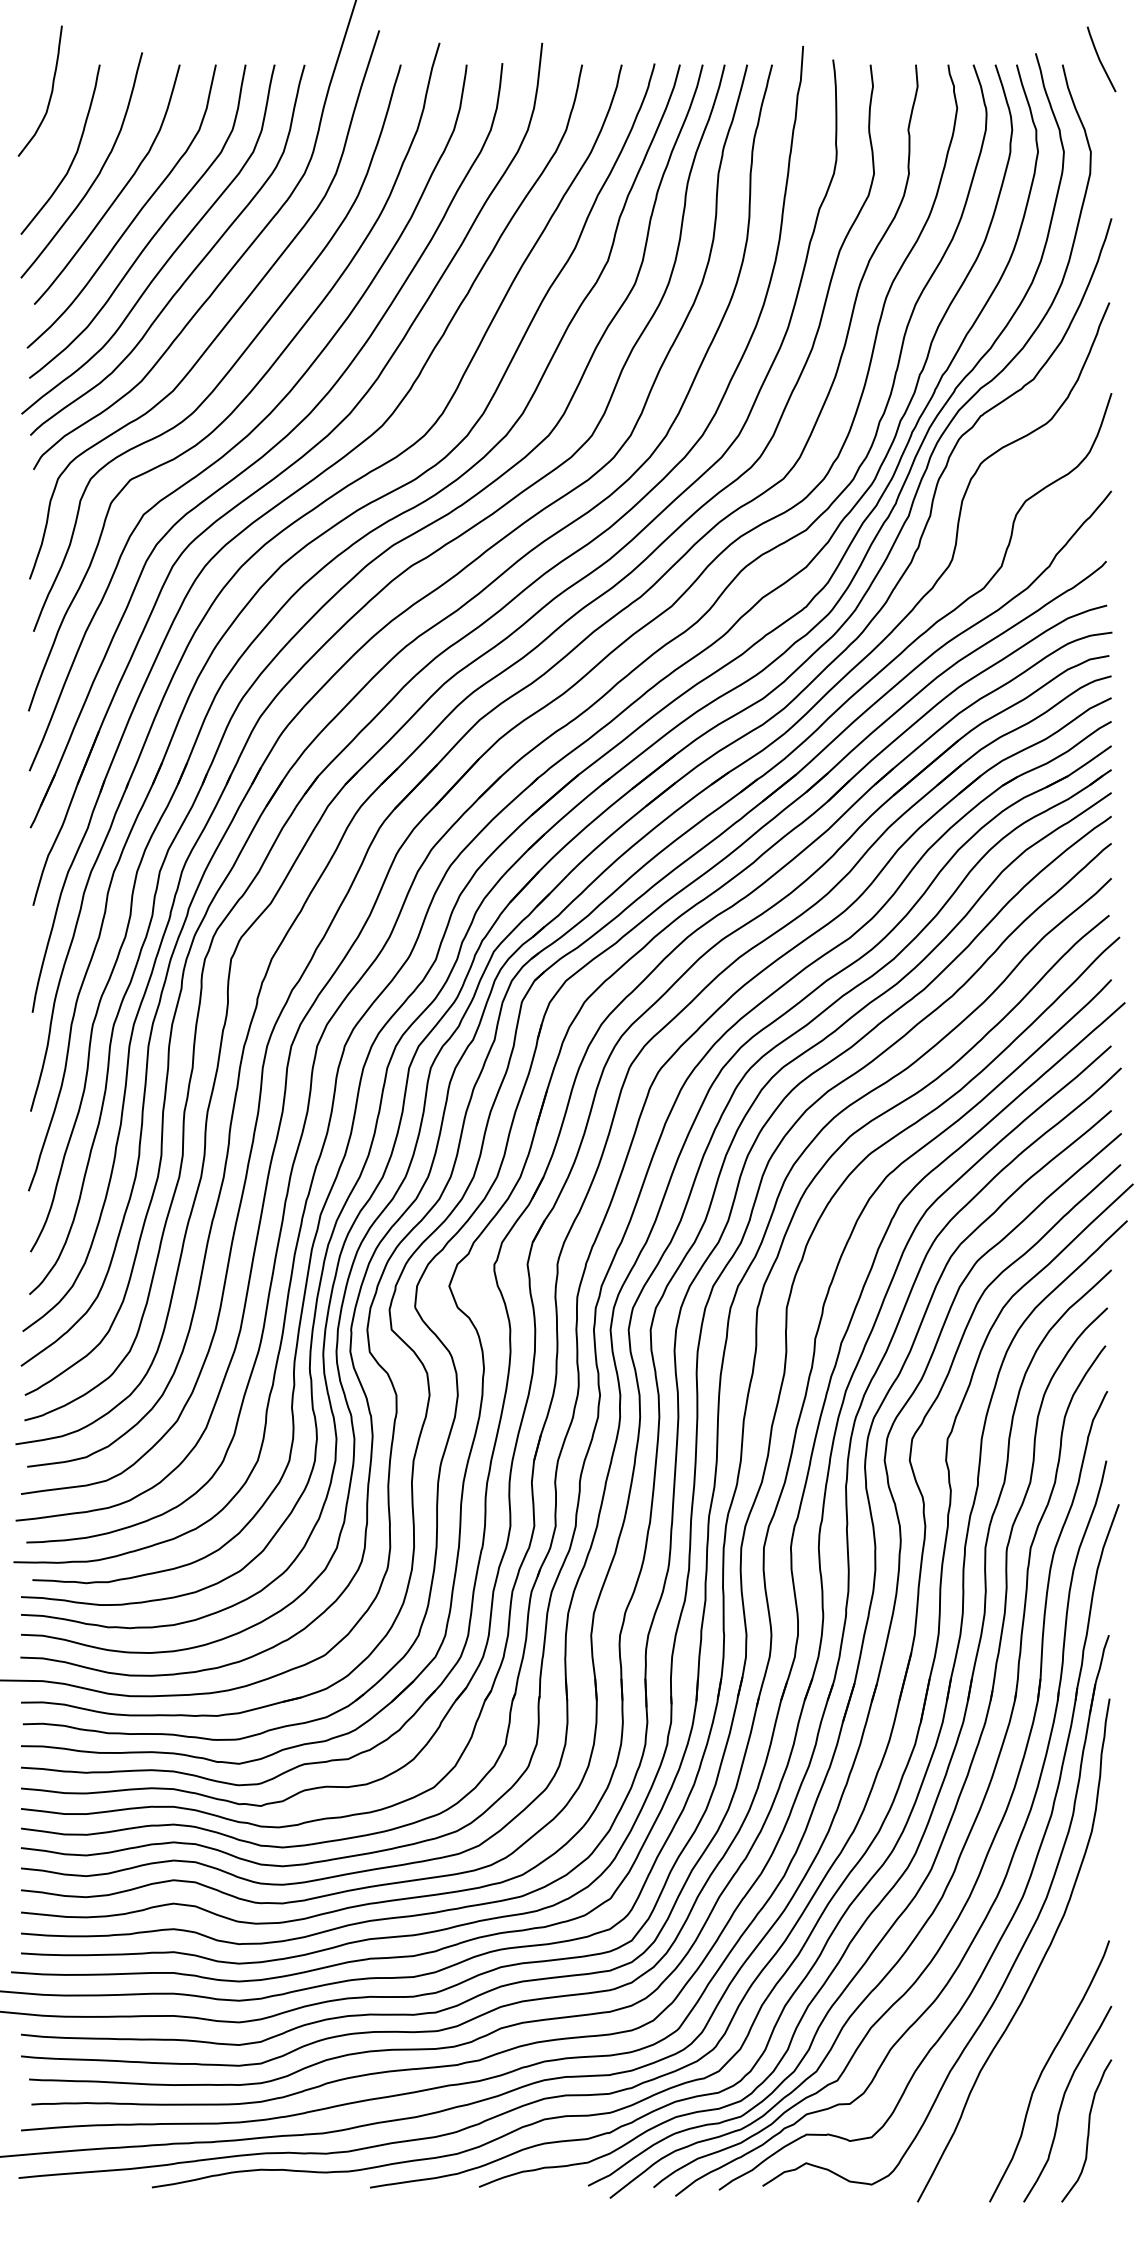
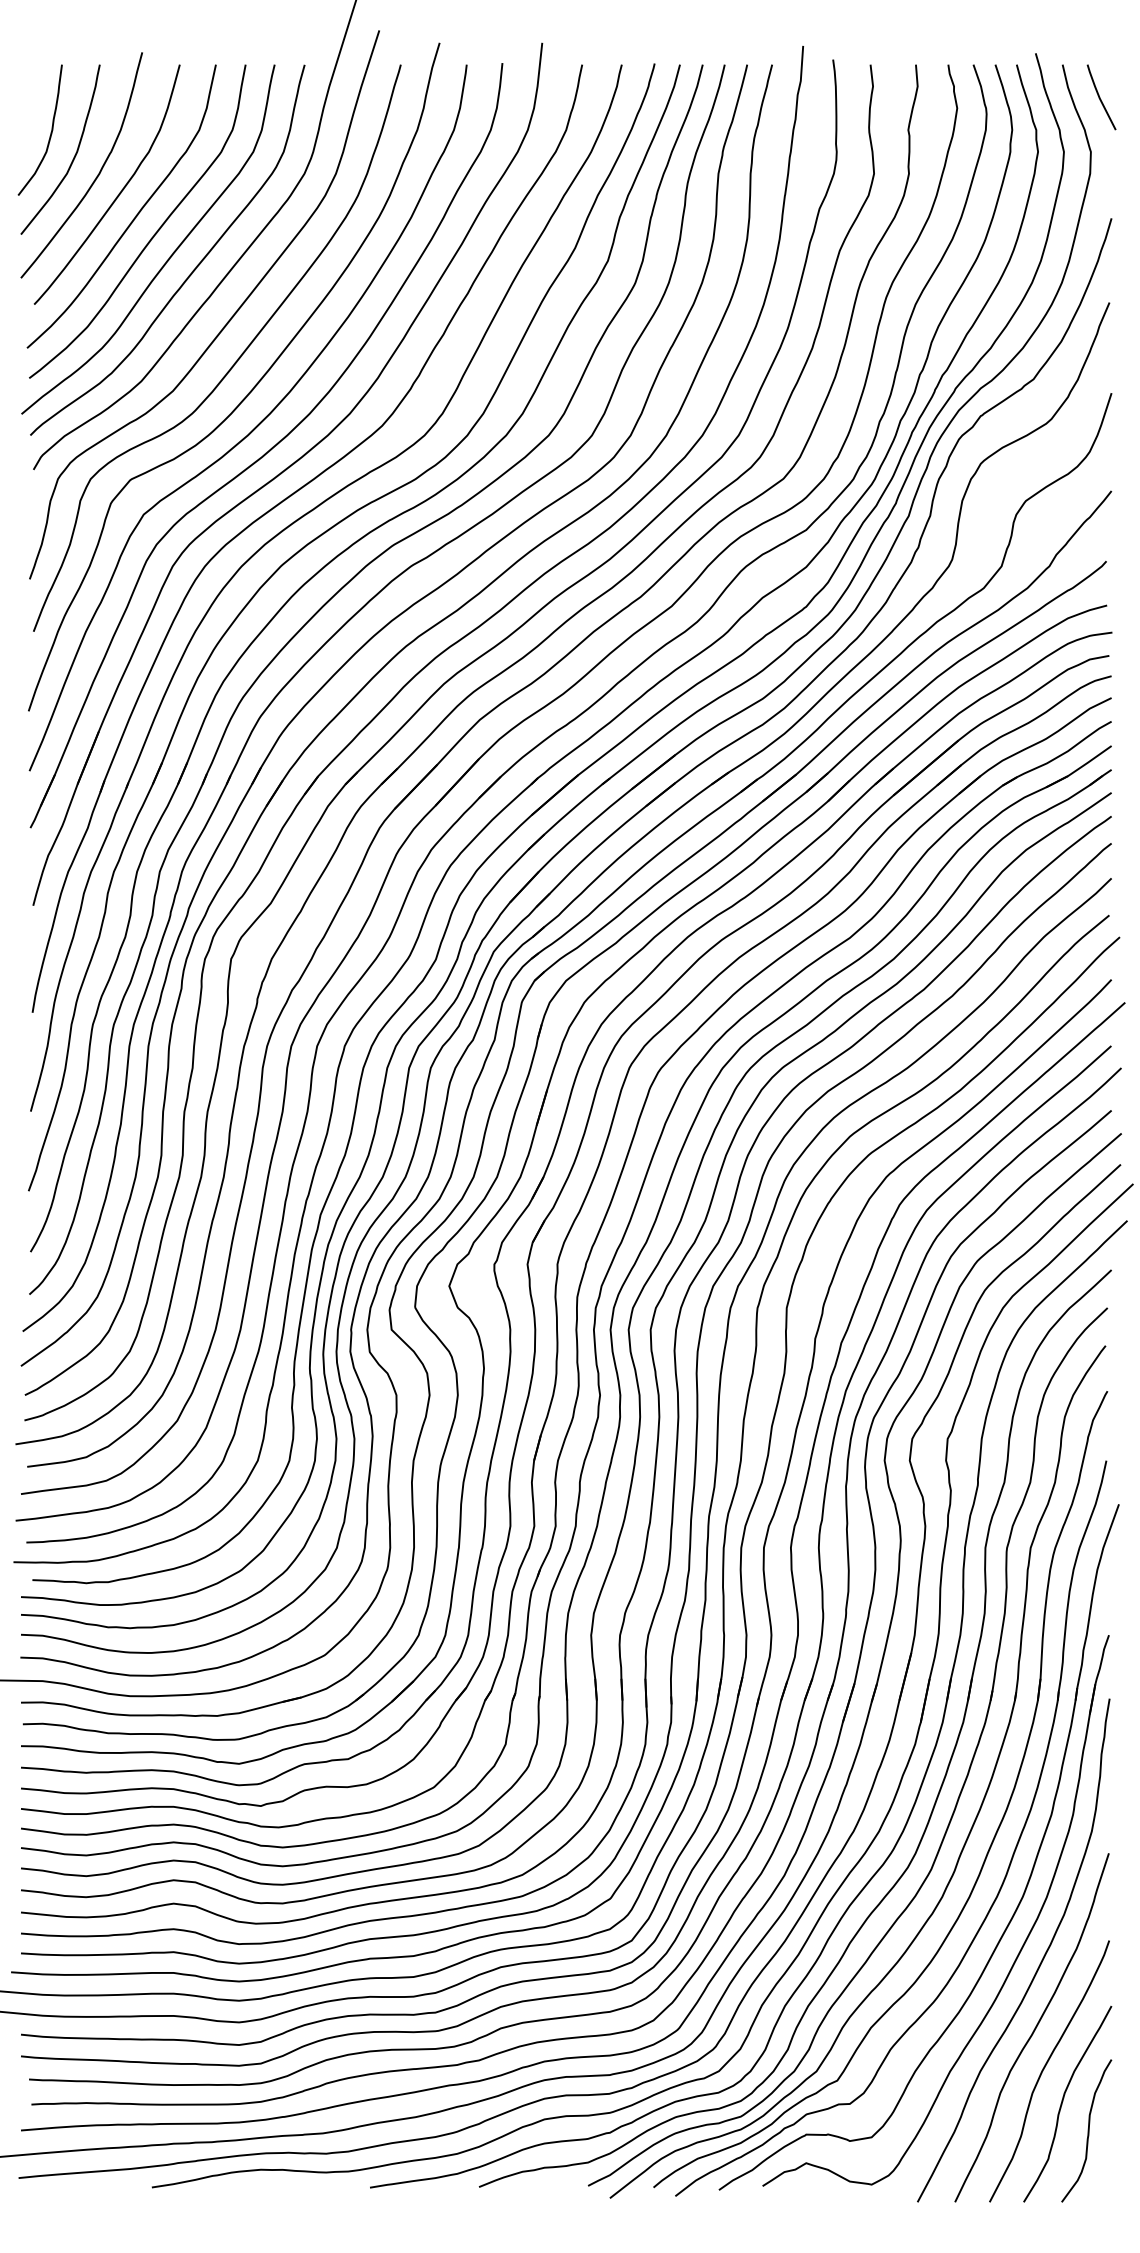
line position: (1100, 59) -> (1100, 97) (1100, 97)
curve position: (50, 93) -> (50, 132) (50, 132)
curve: none -> present (1033, 2029)
